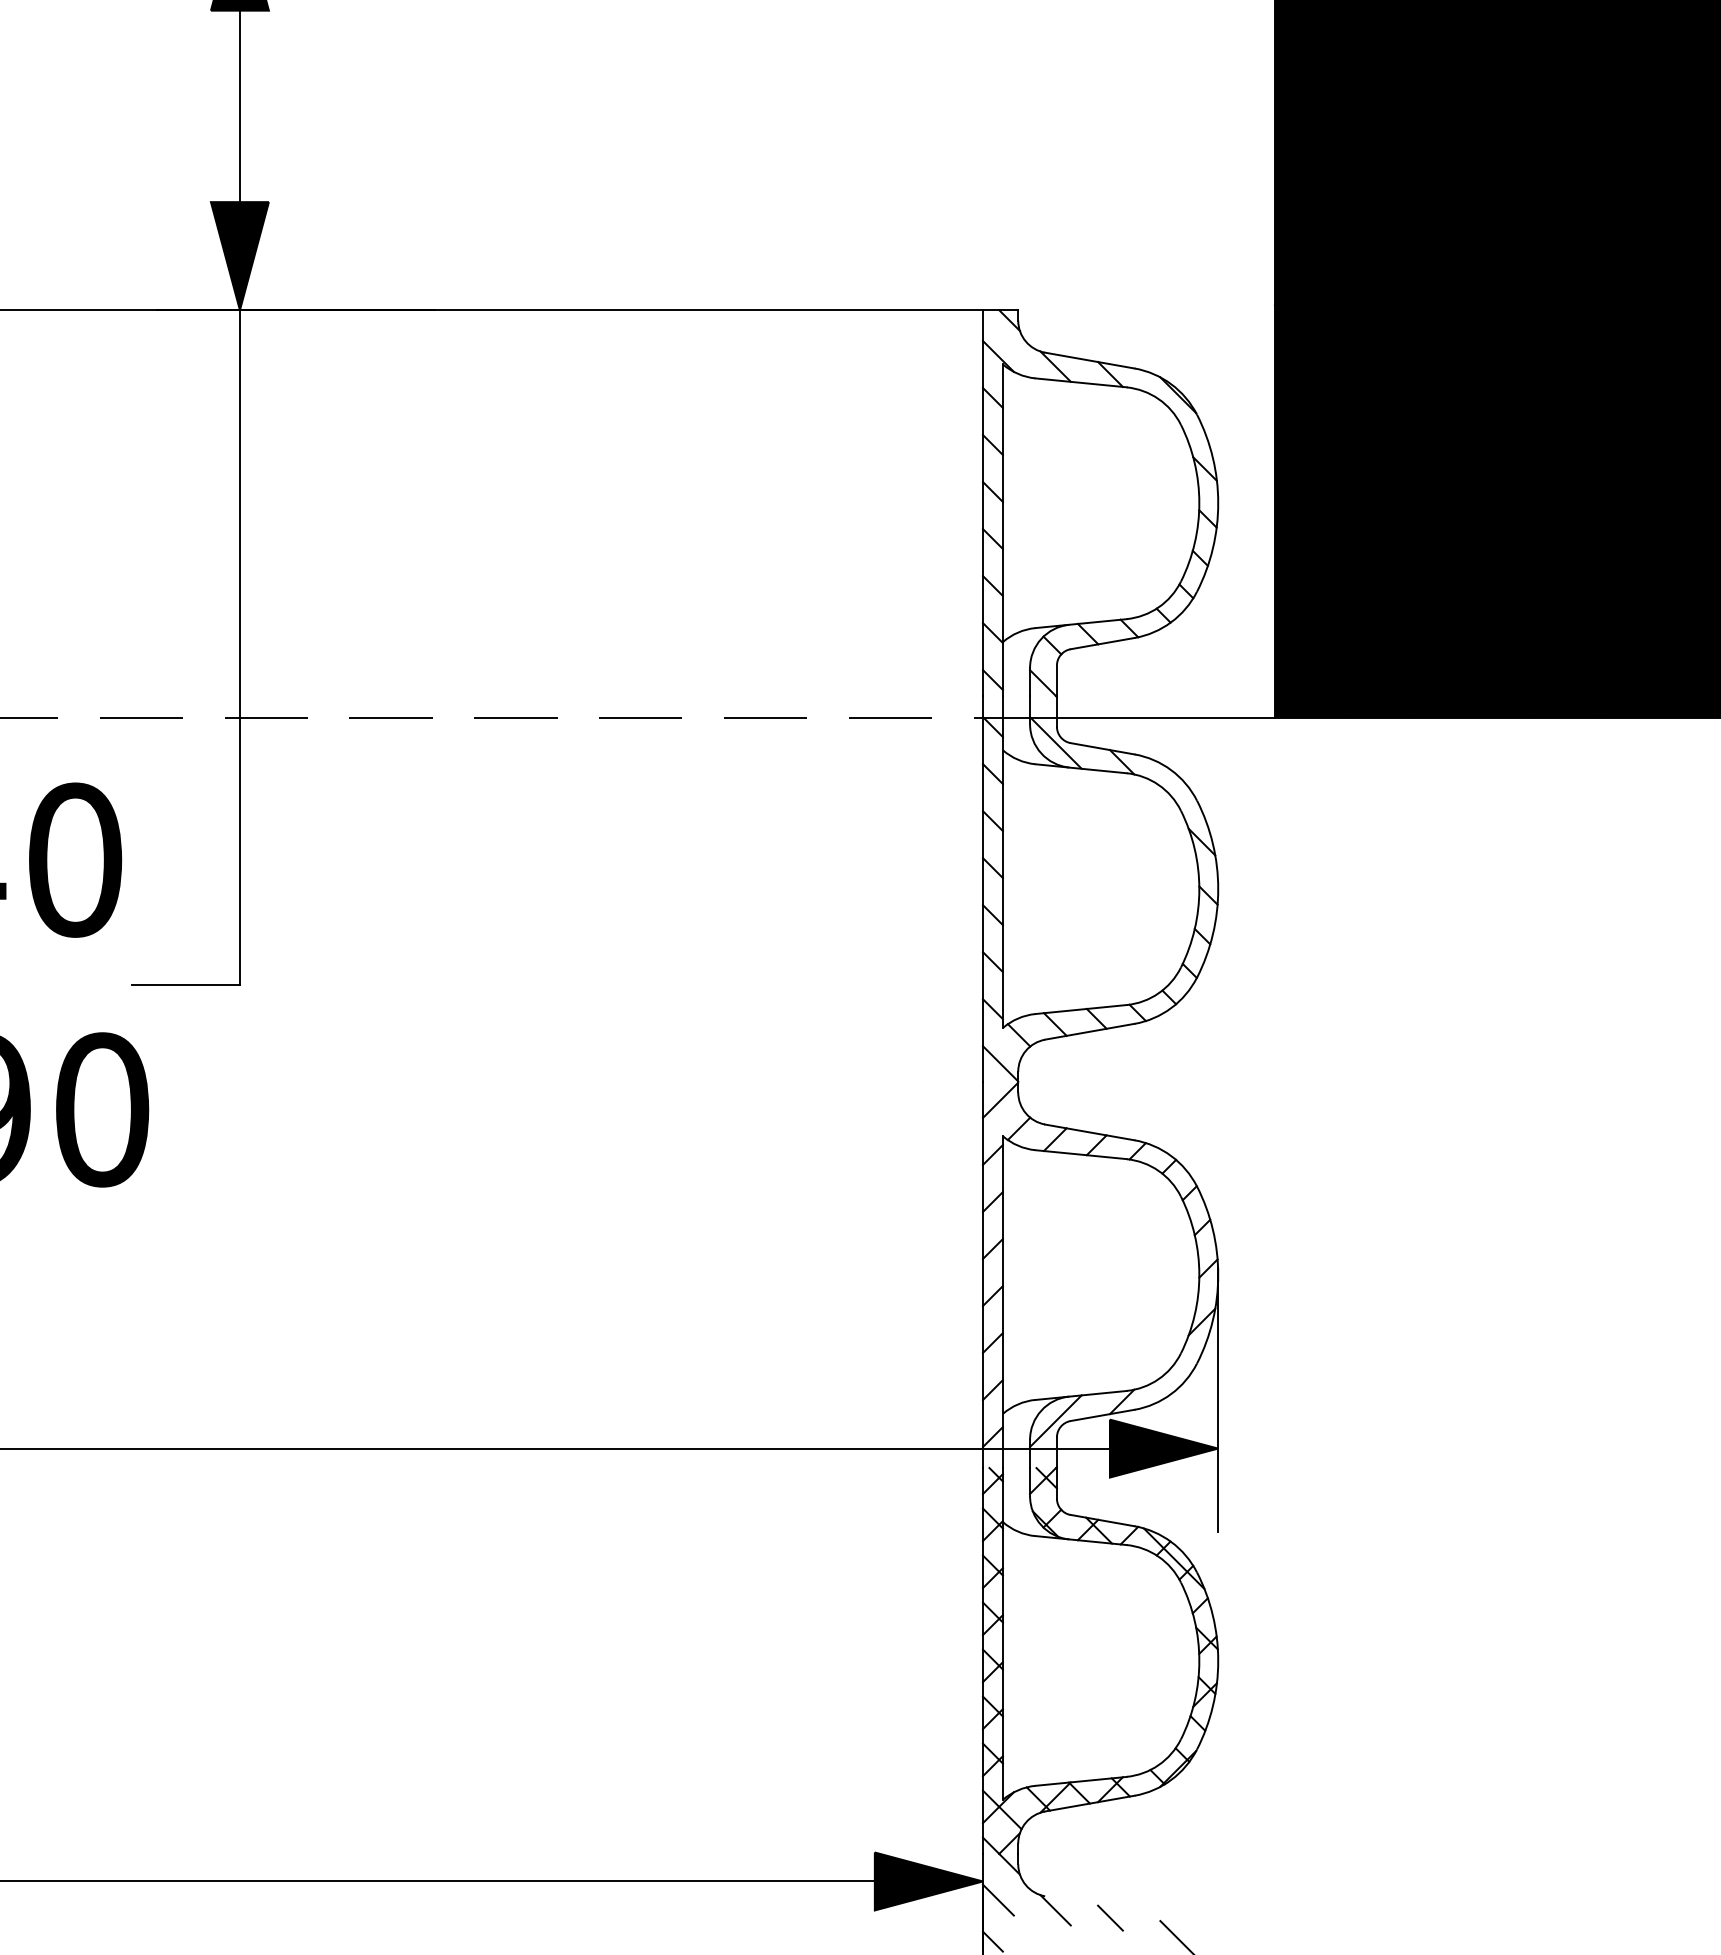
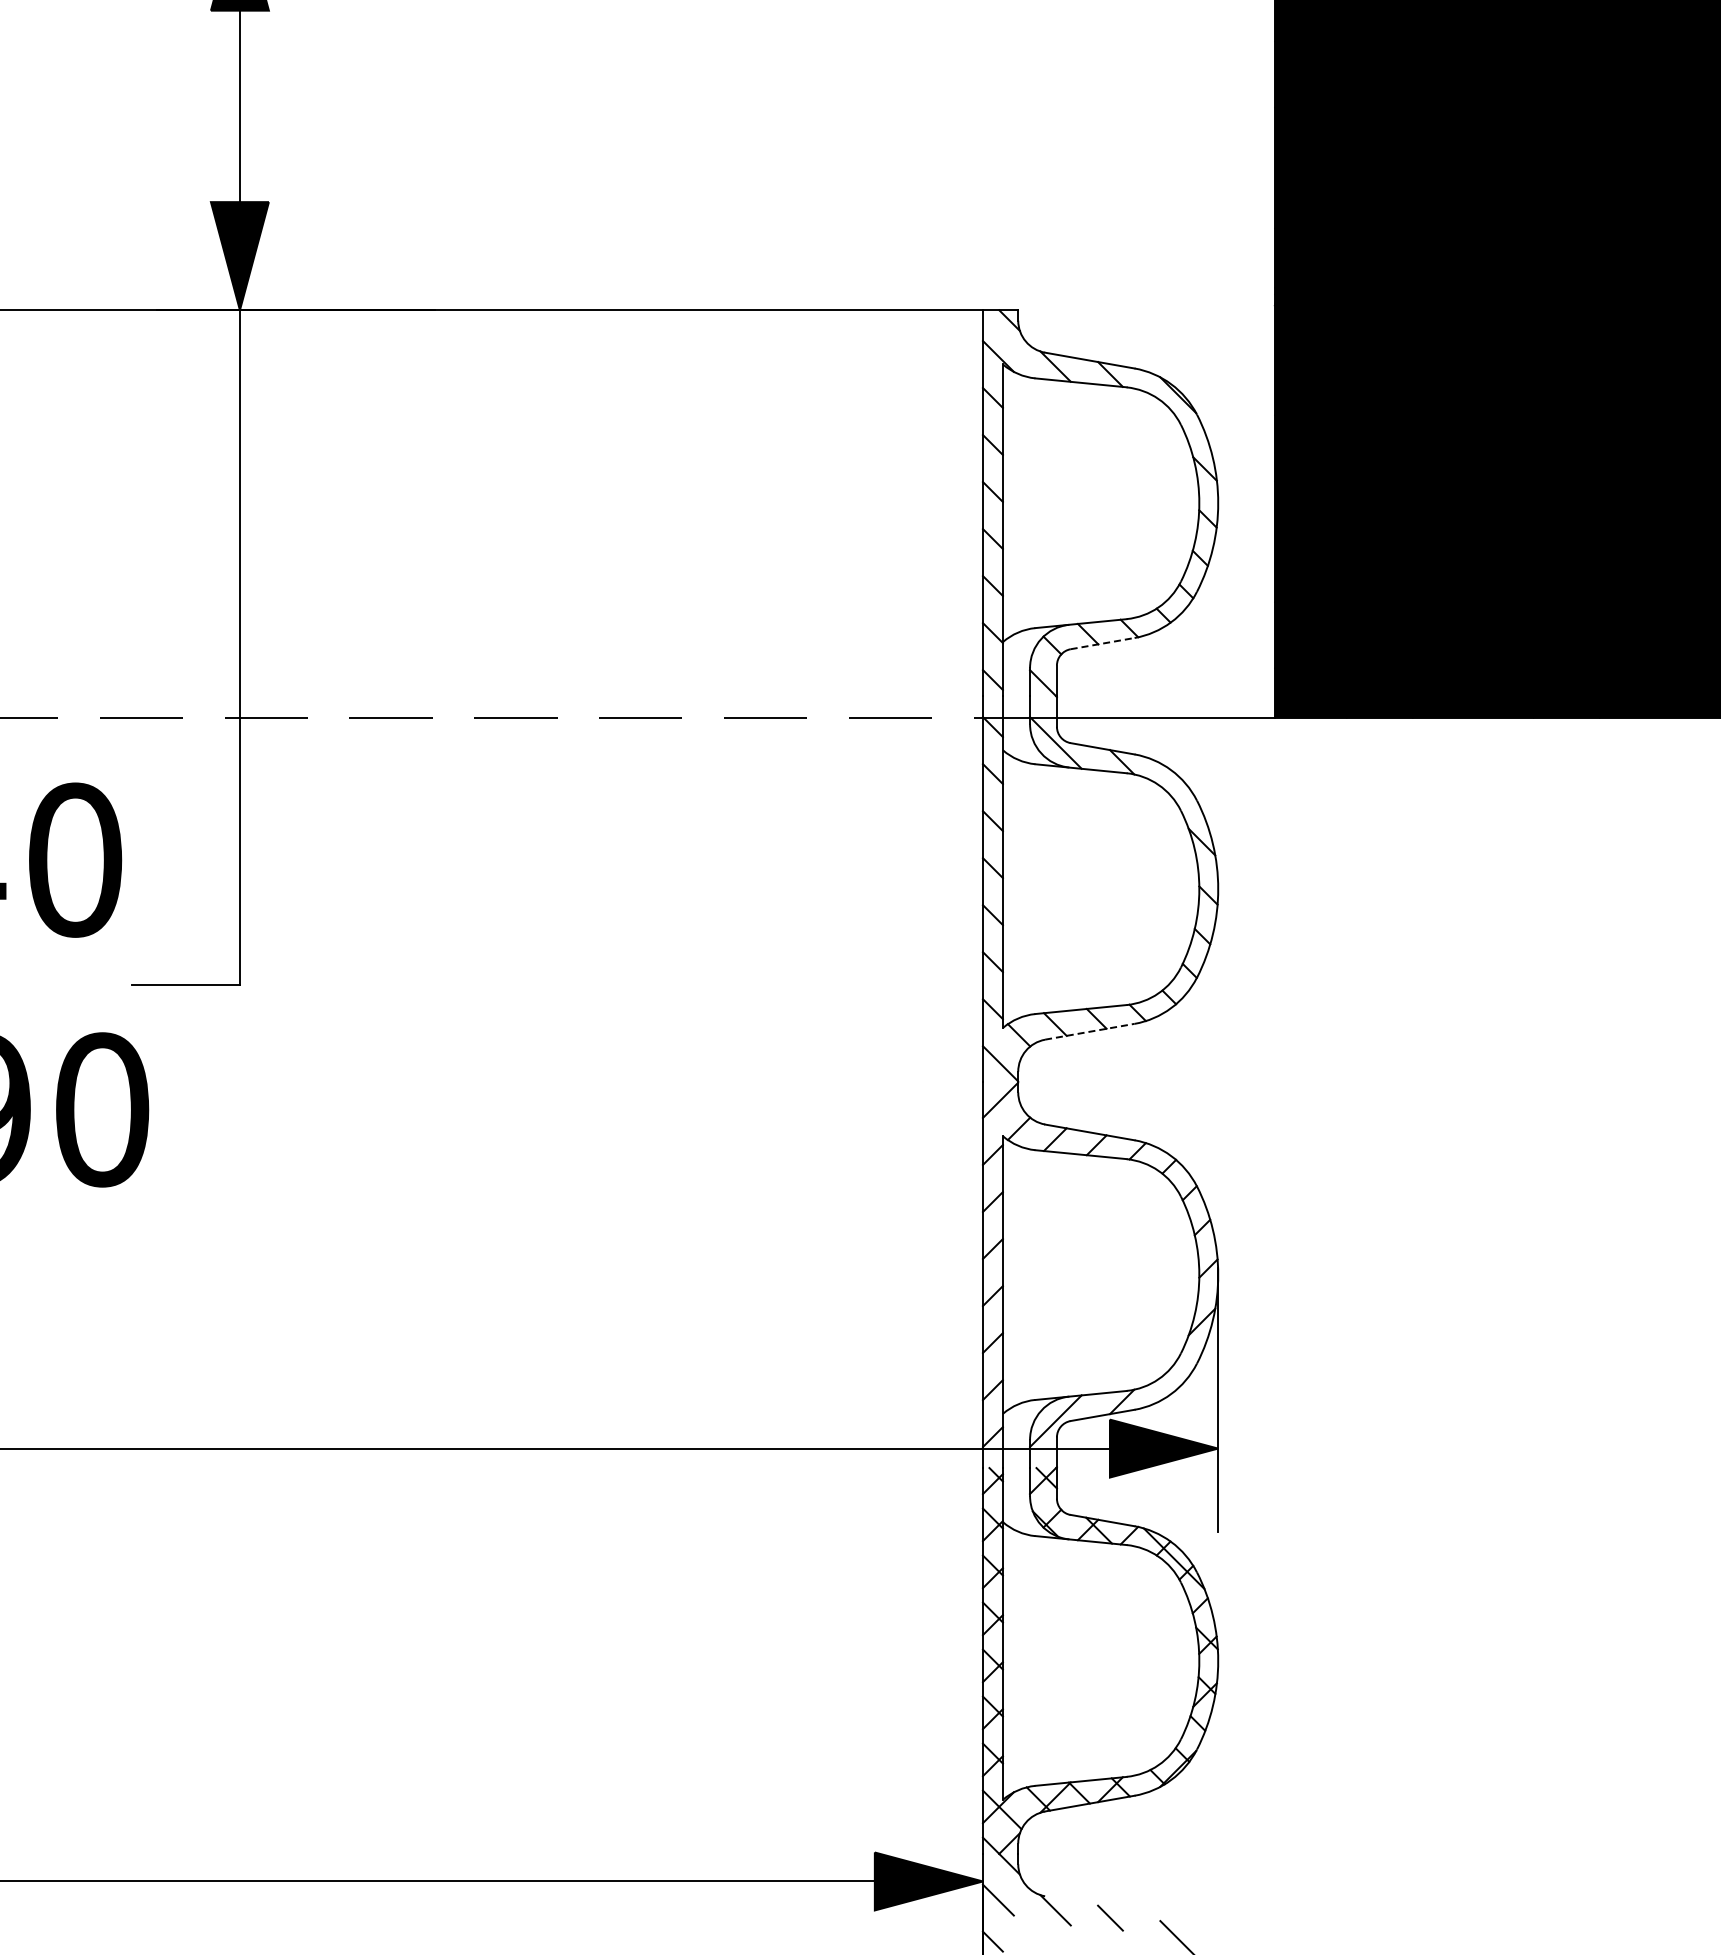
line: solid -> dashed (1103, 643)
line: solid -> dashed (1090, 1031)
